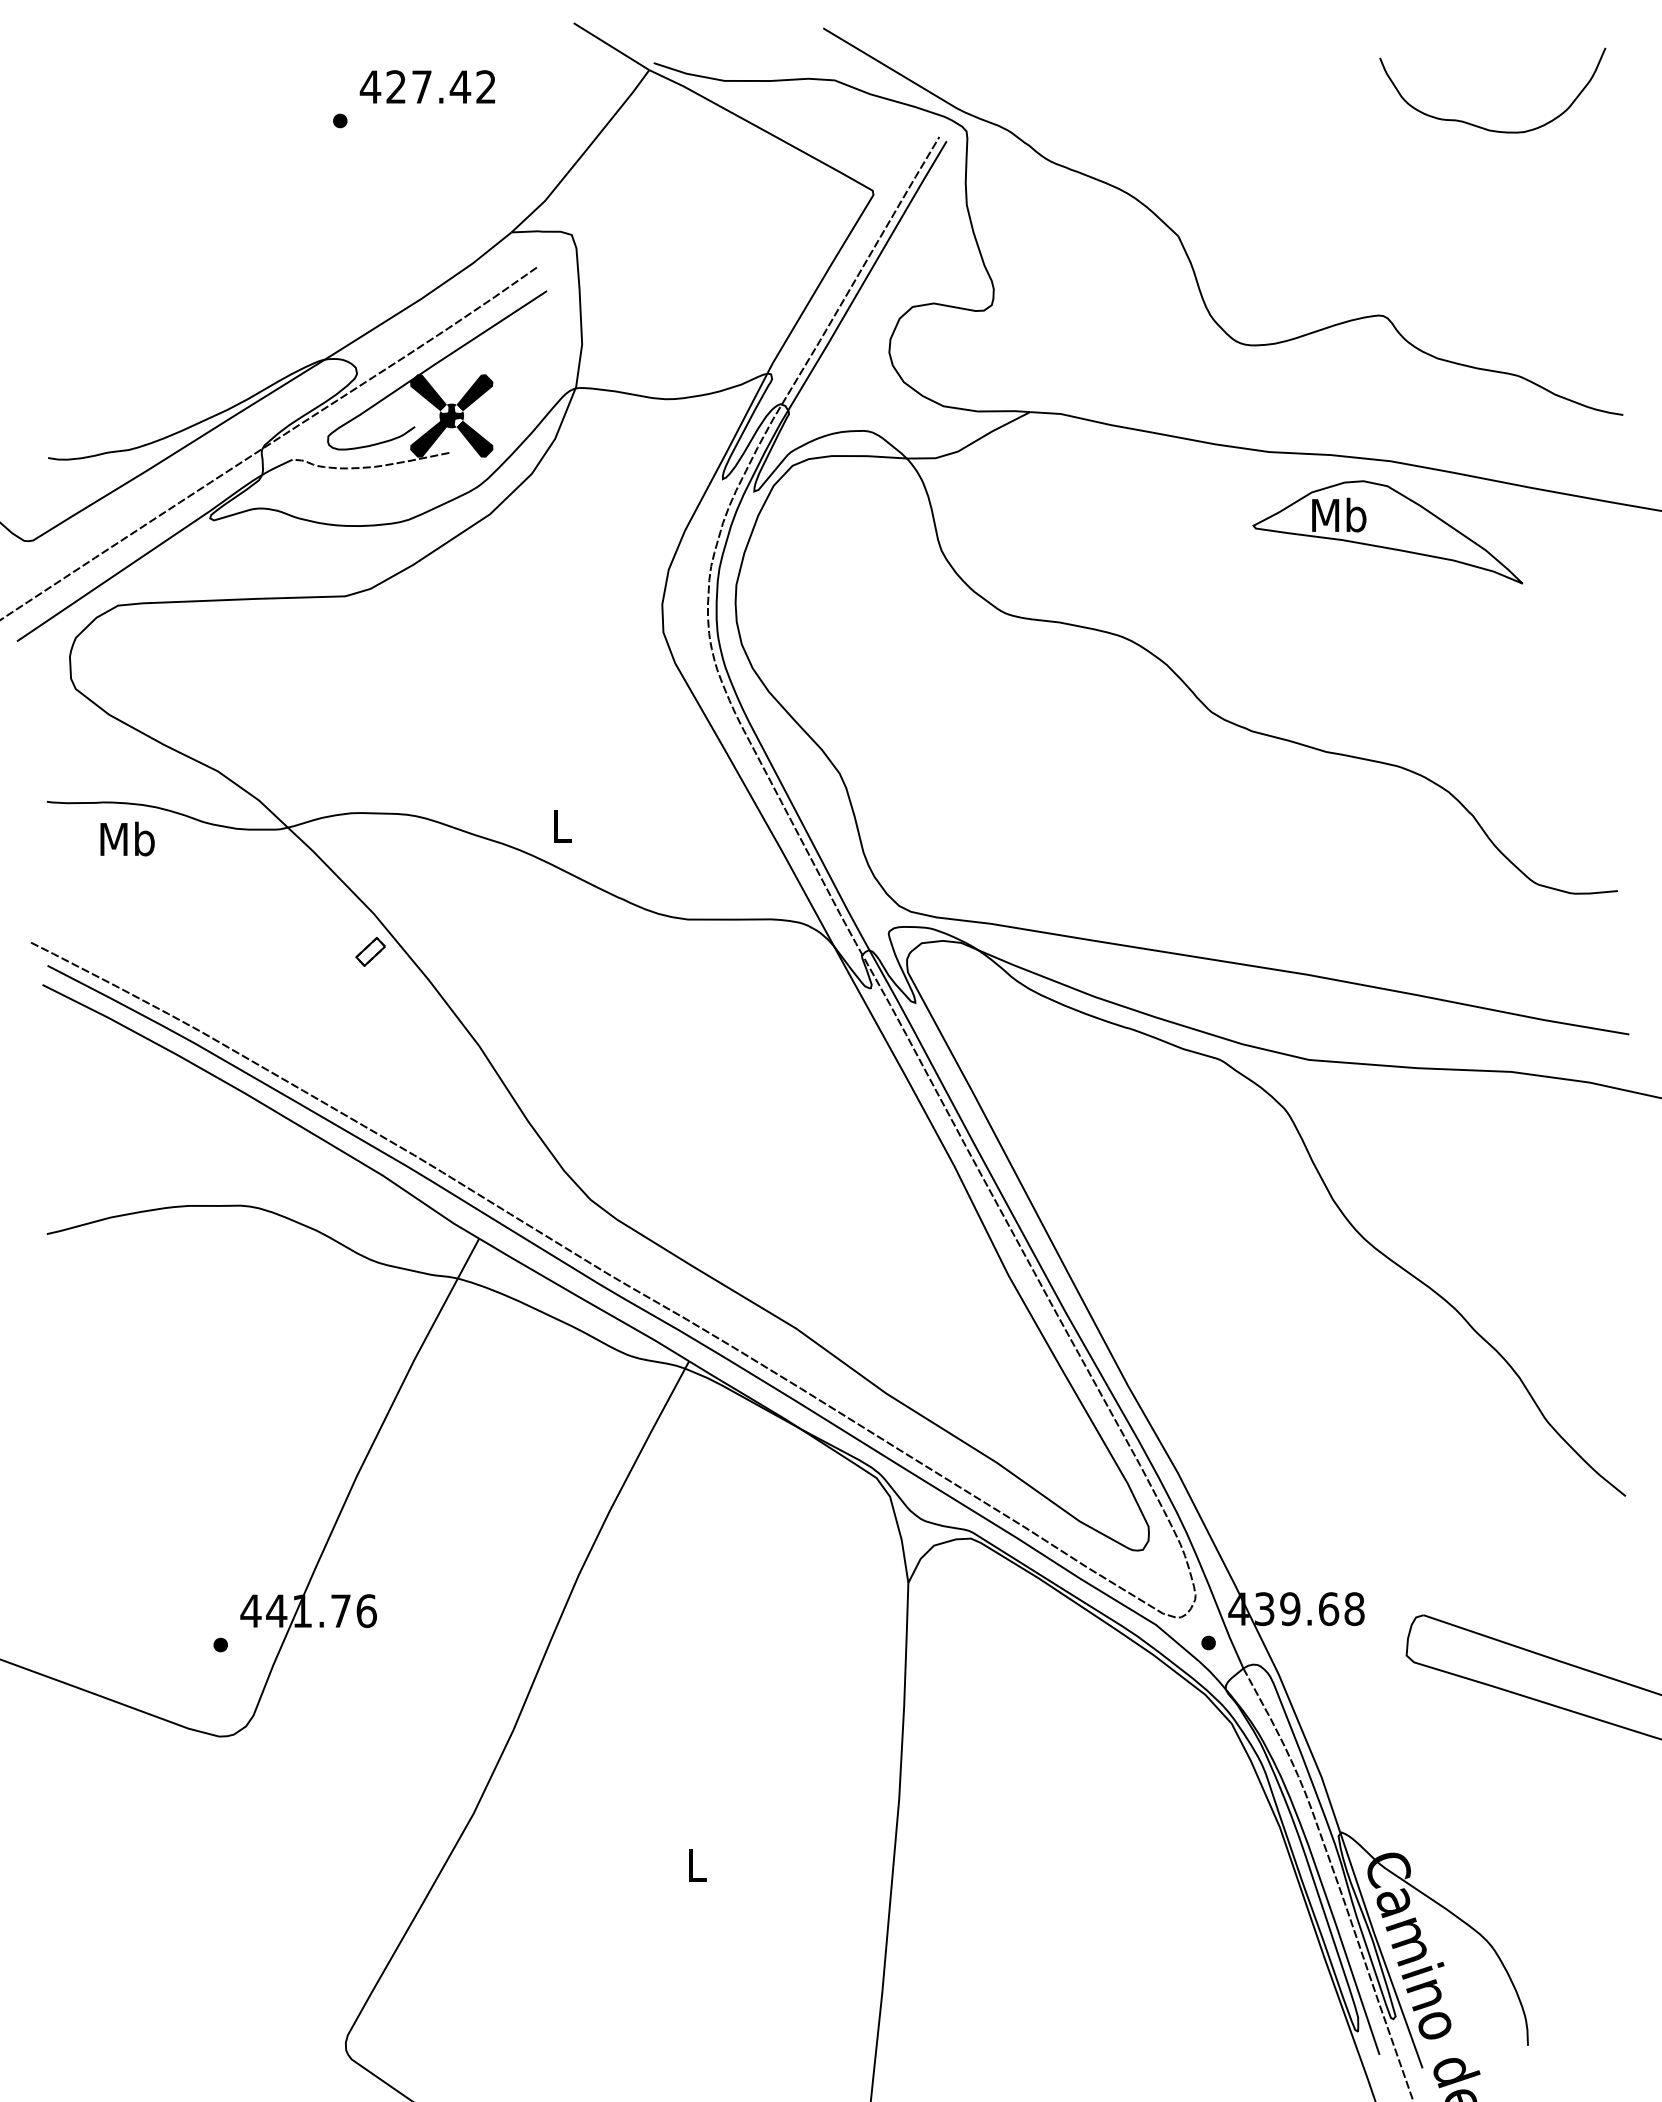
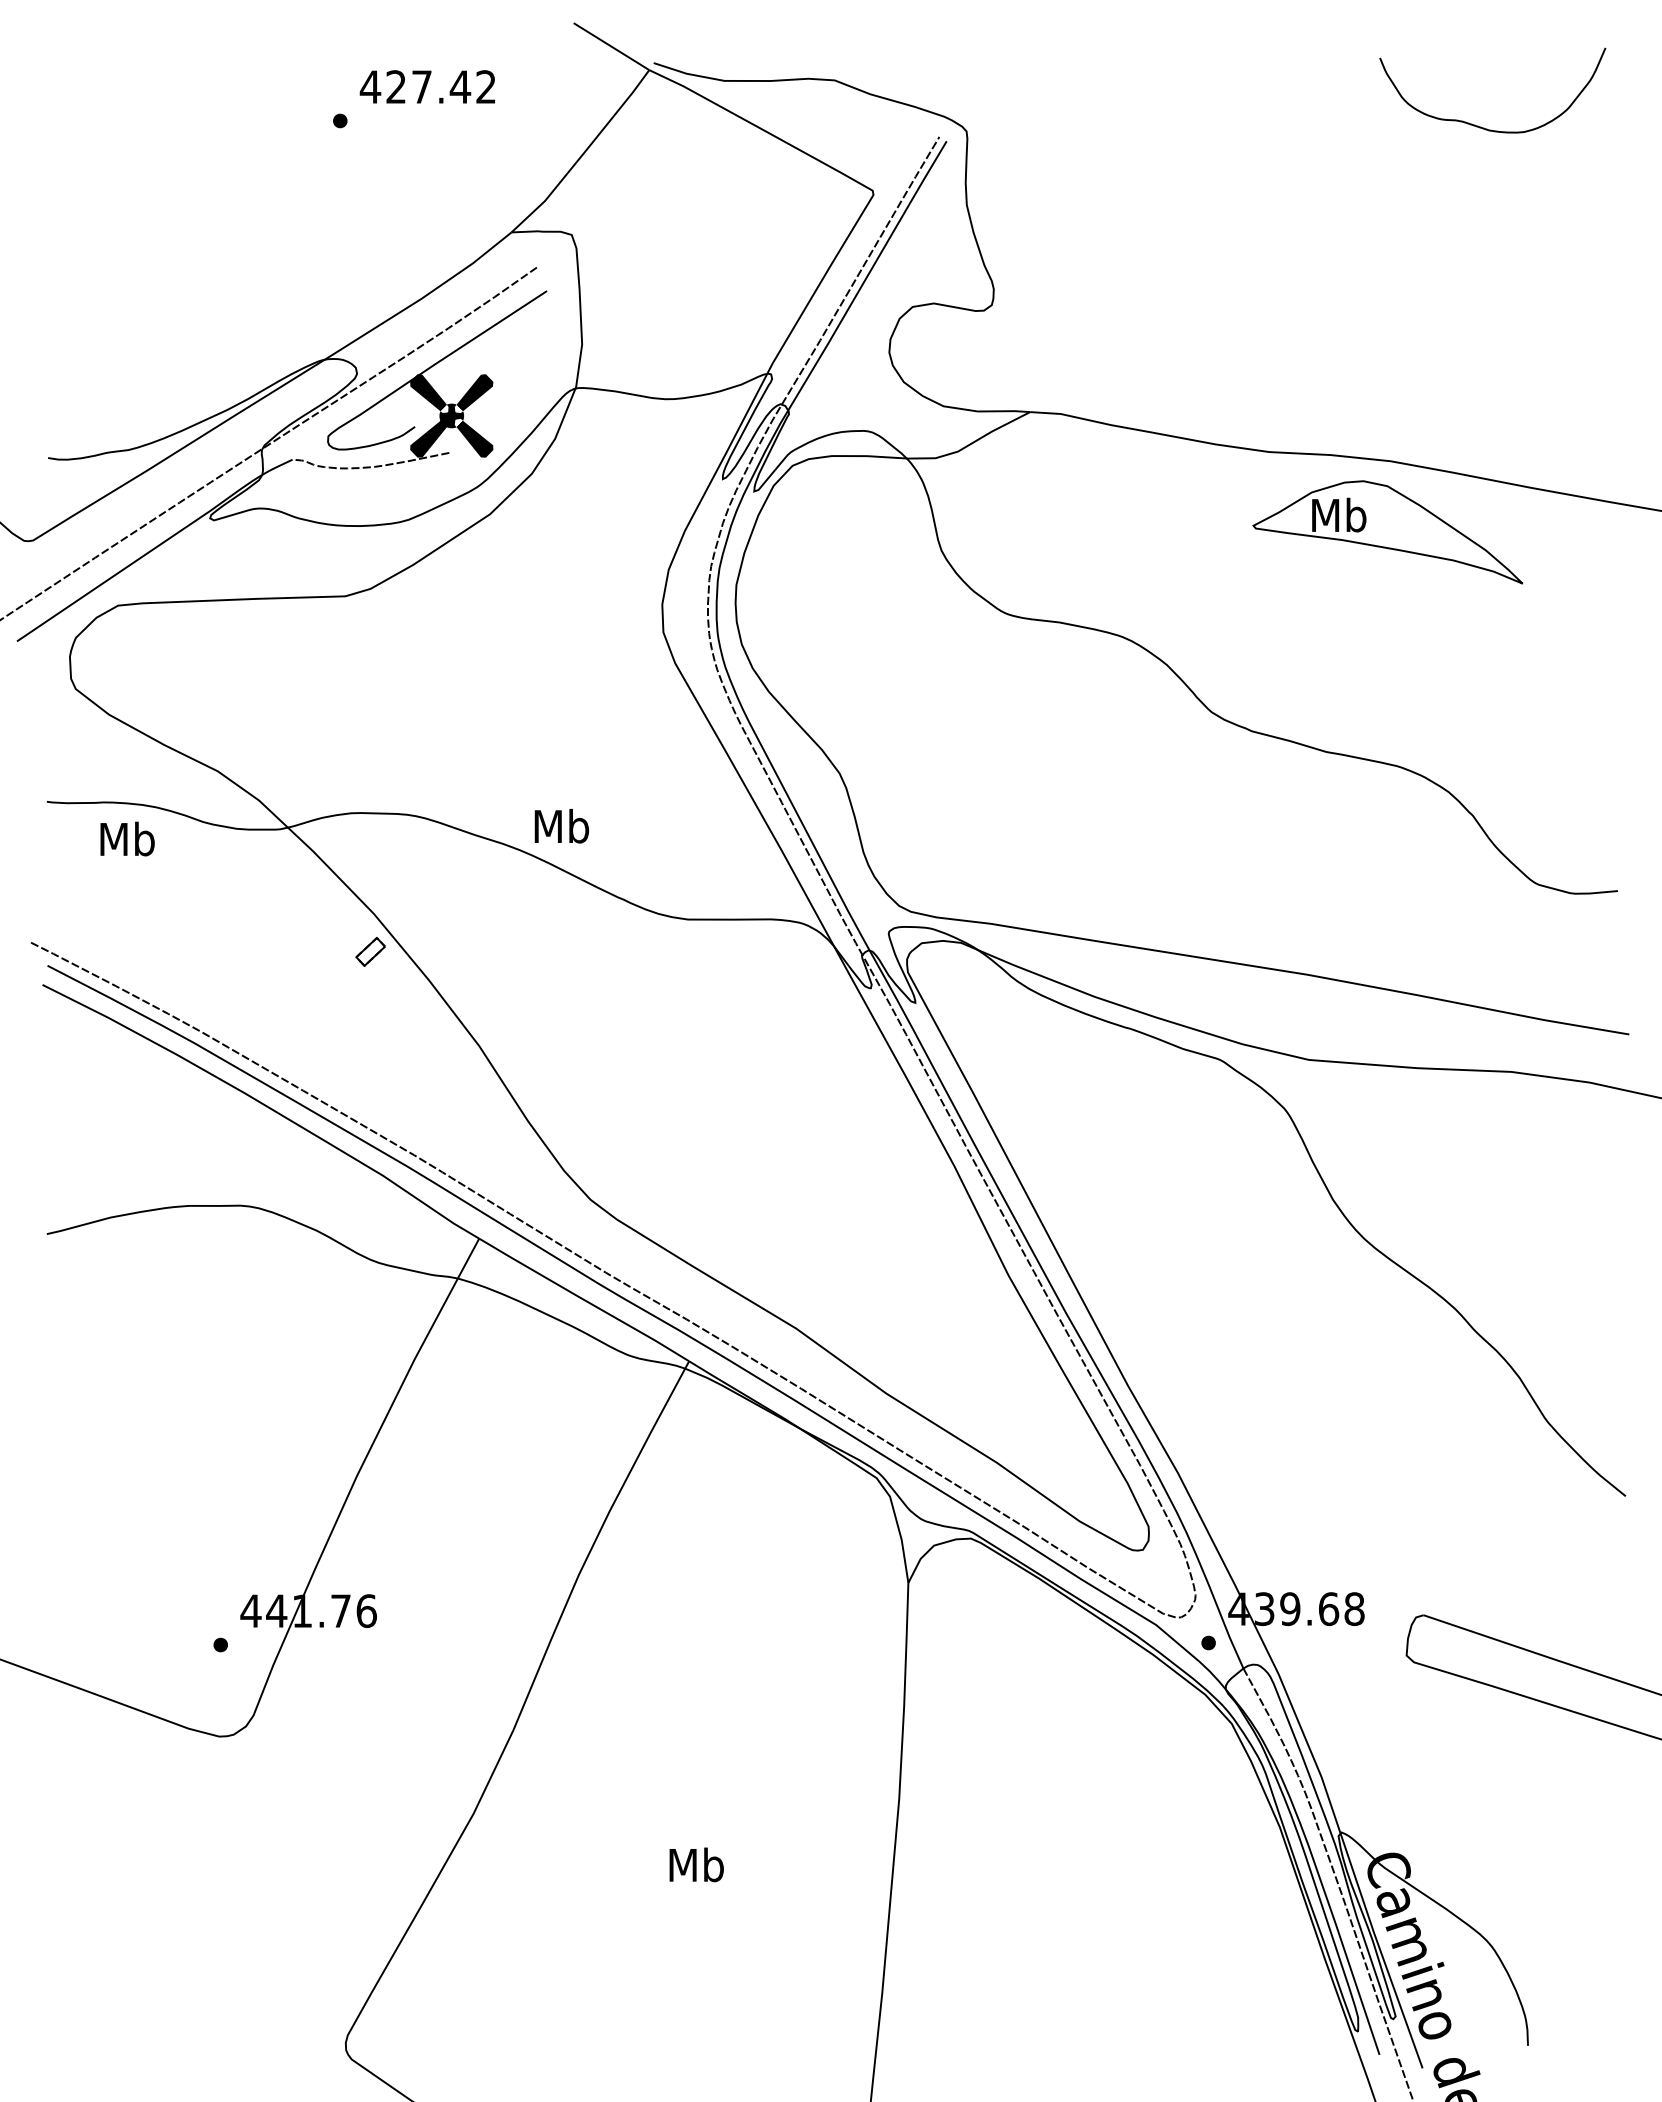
part: present -> none (1182, 242)
text: L -> Mb (561, 825)
text: L -> Mb (696, 1864)
